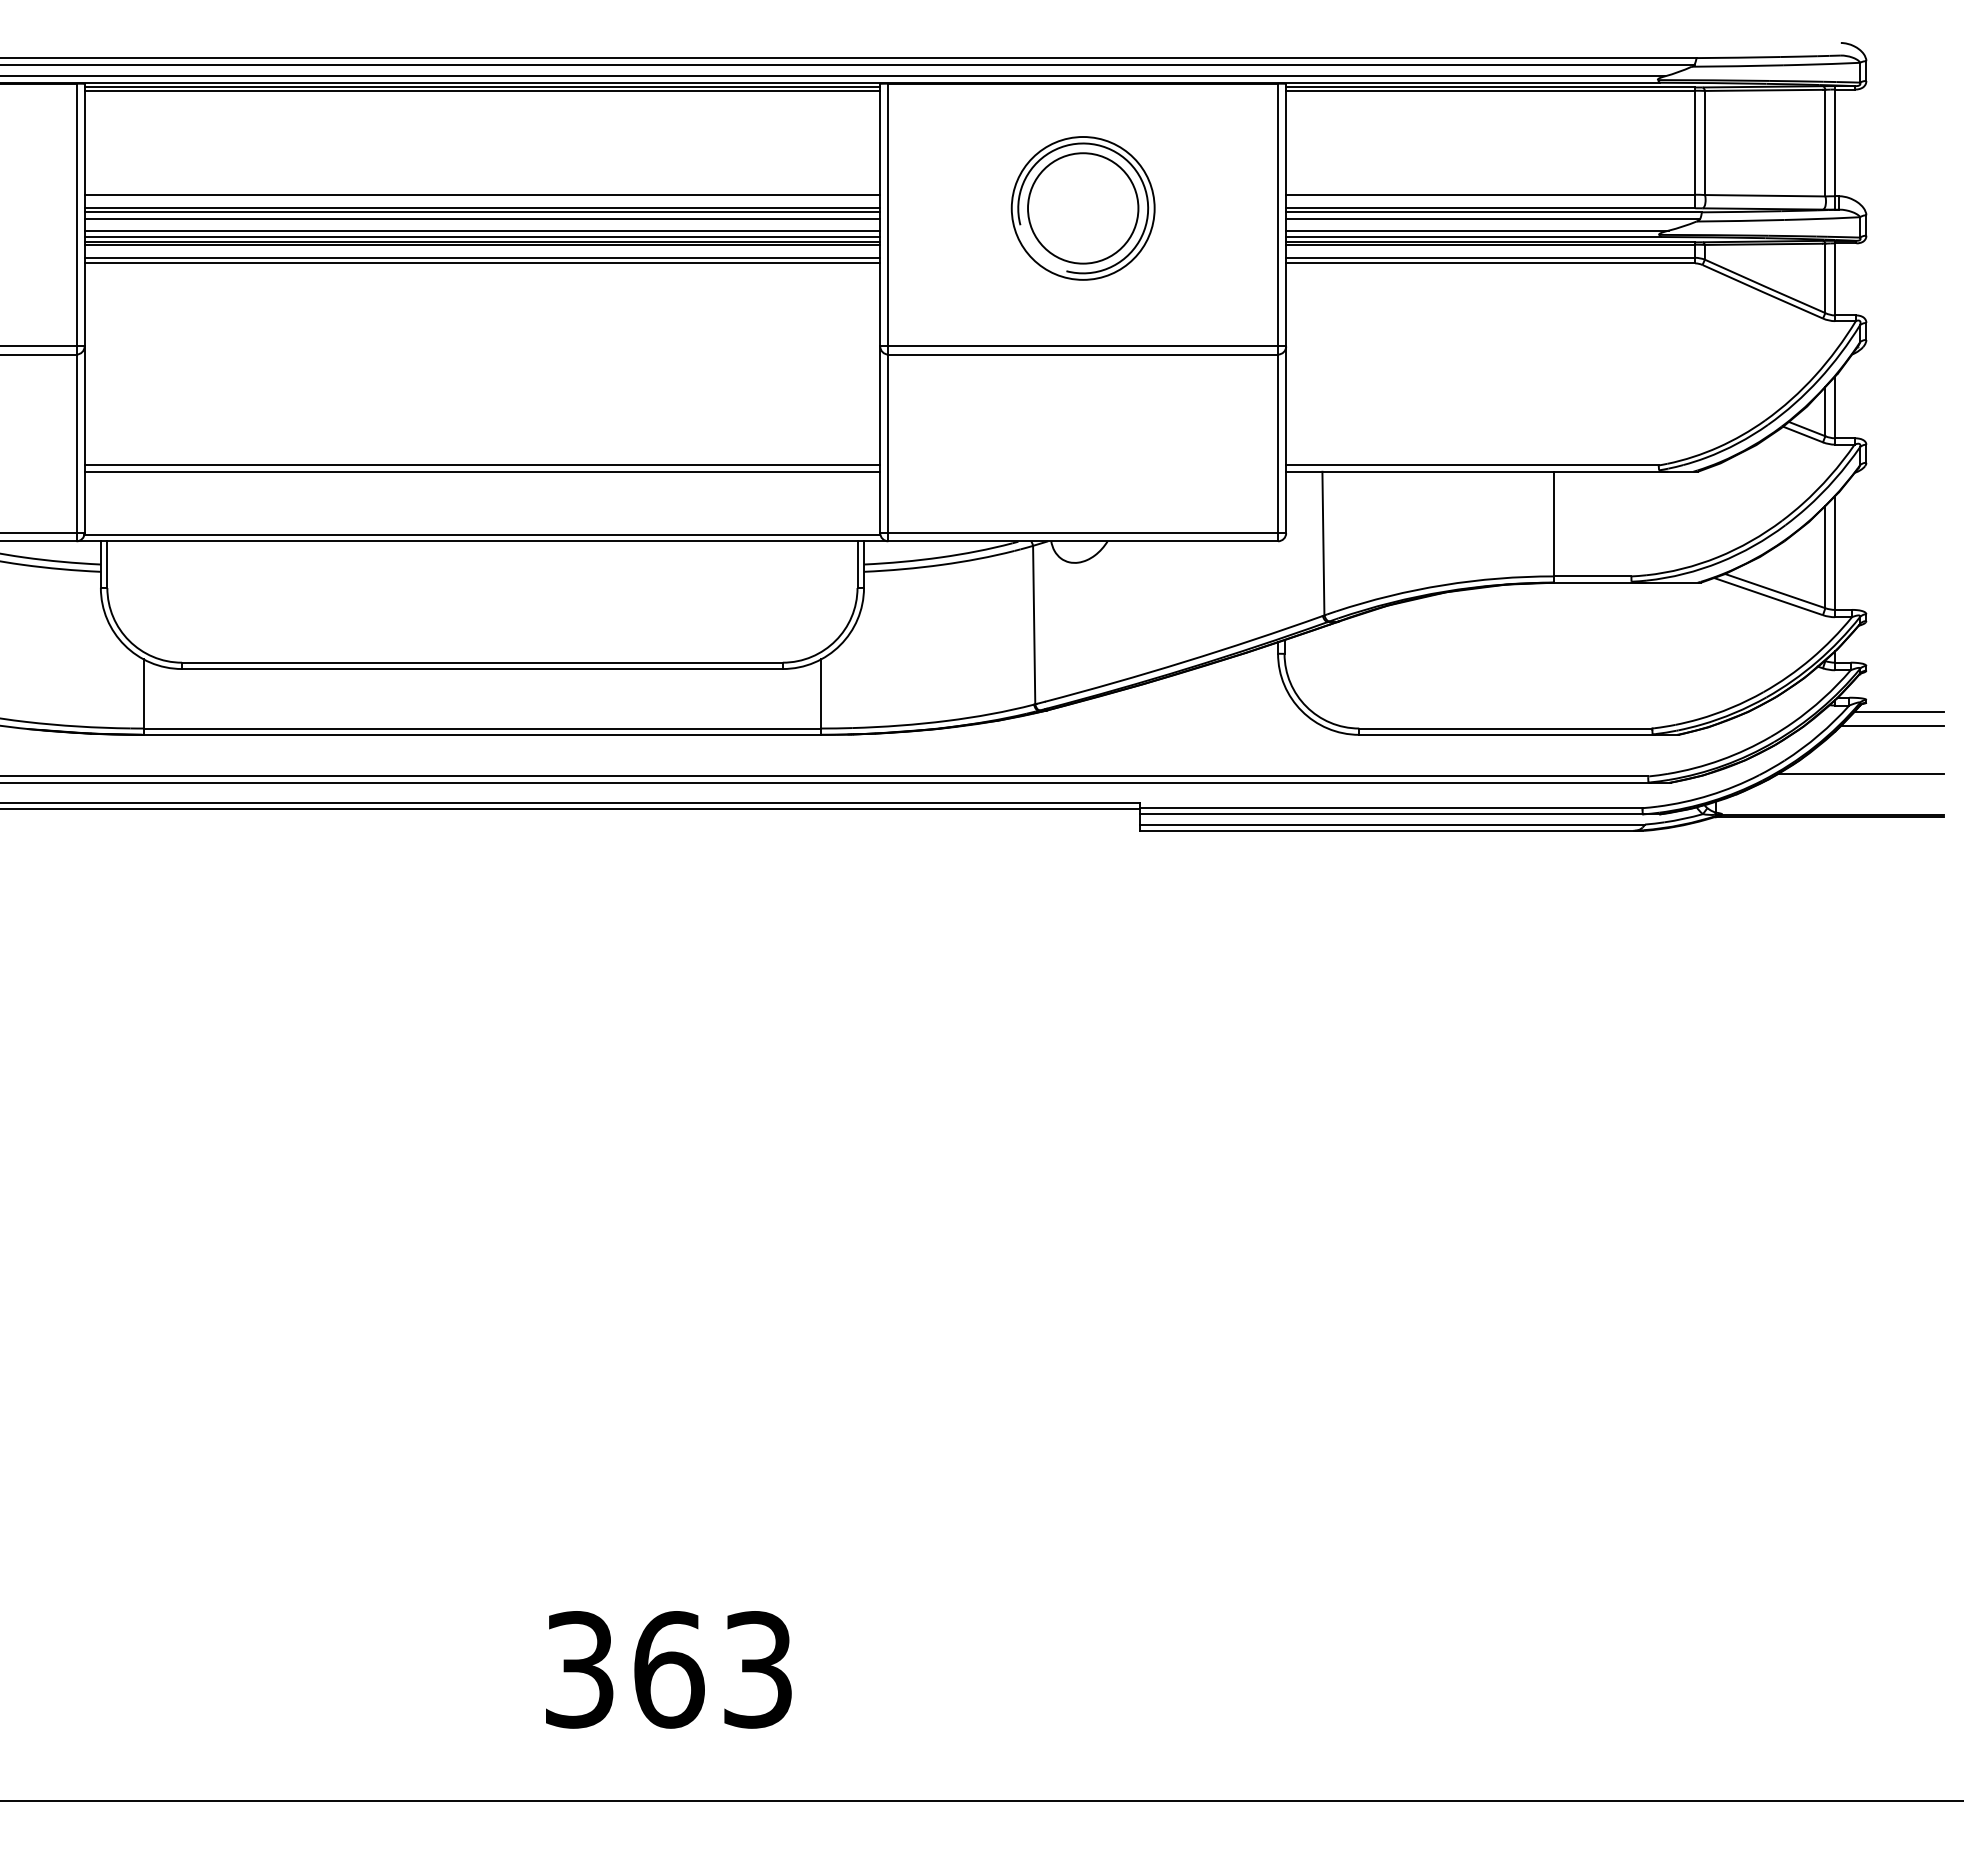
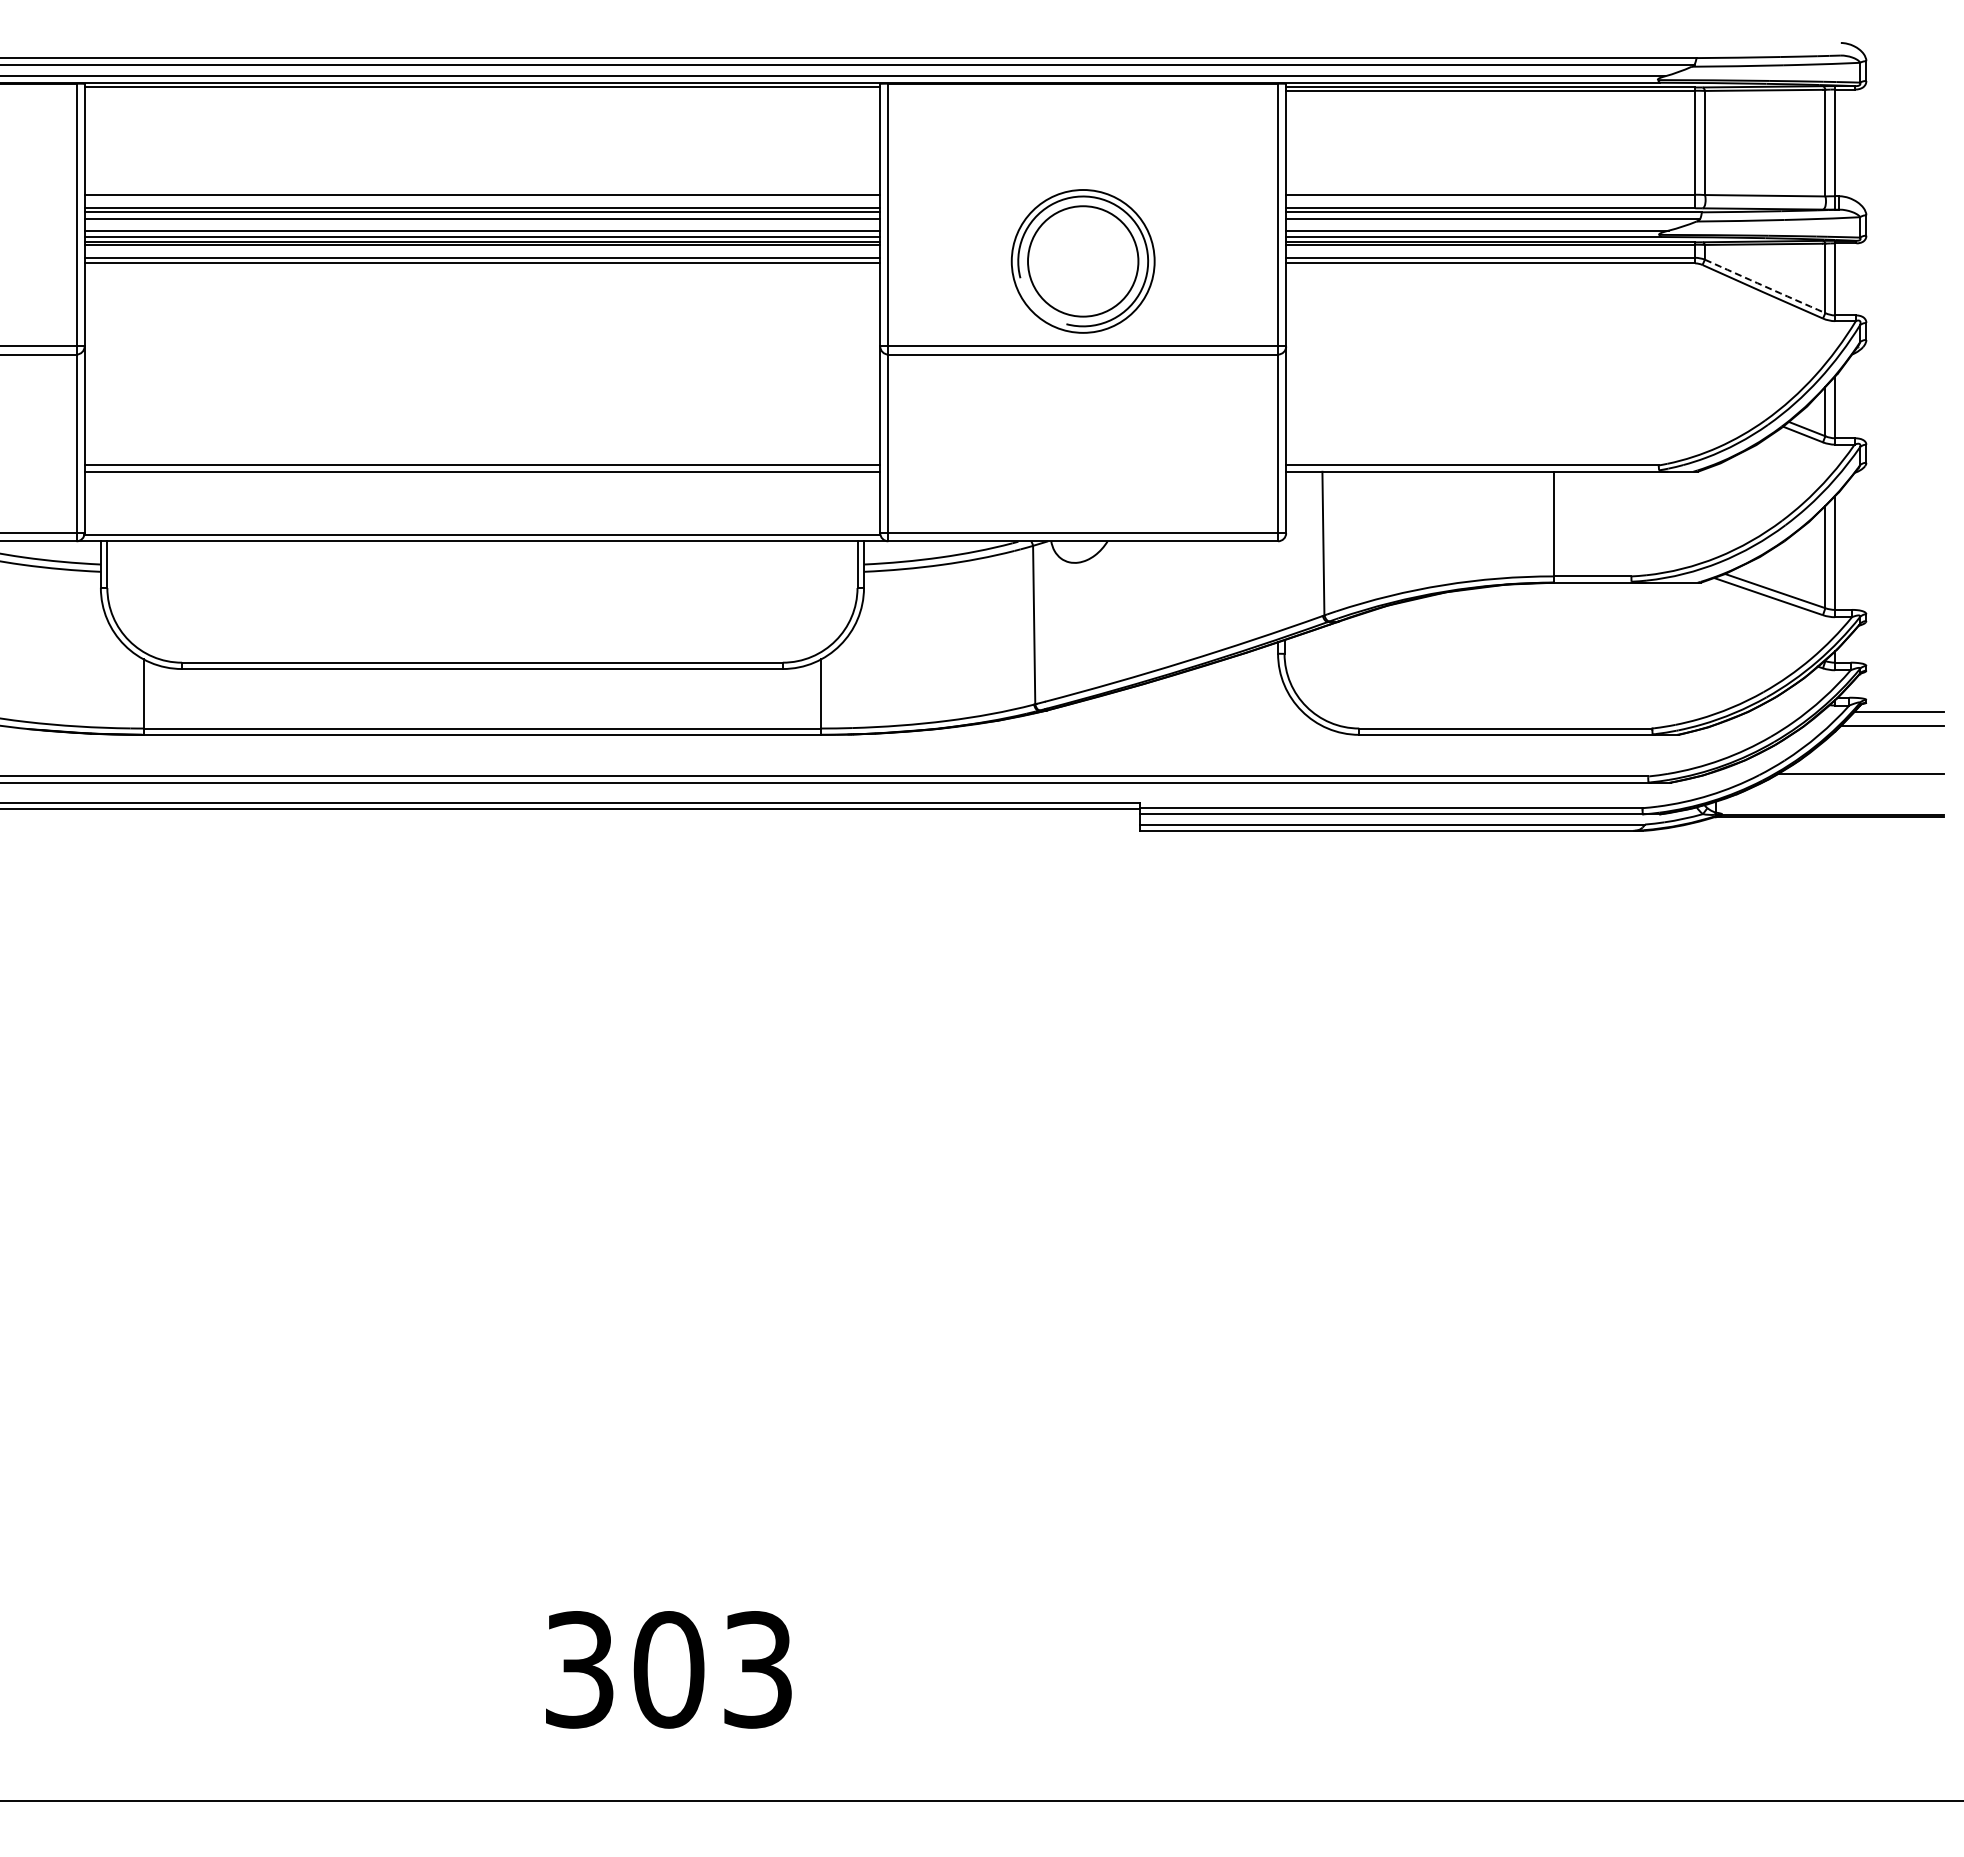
line: present -> none (482, 90)
part position: (1082, 208) -> (1082, 261) (1082, 261)
arc: solid -> dashed (1765, 286)
text: 363 -> 303 (668, 1669)
